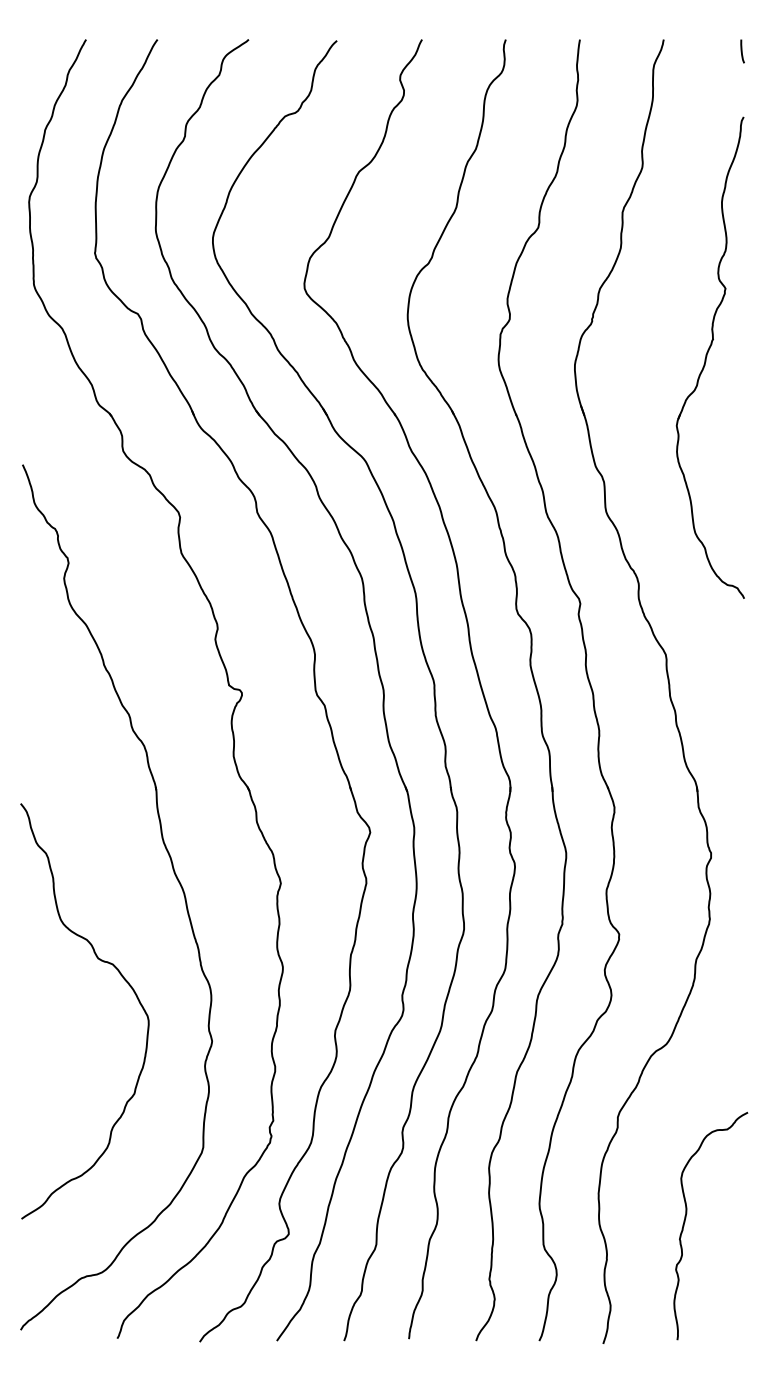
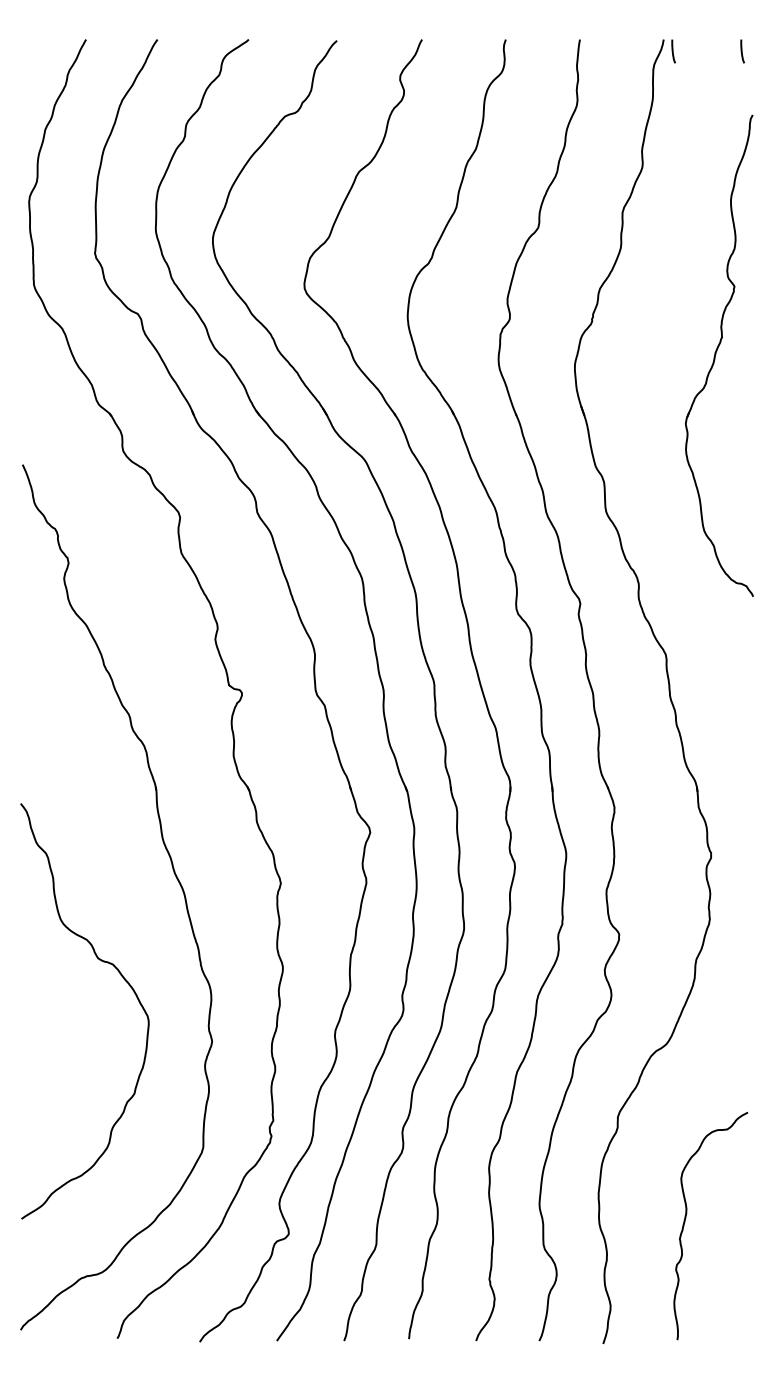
line: none -> present (673, 51)
part position: (709, 357) -> (718, 355) (718, 355)
